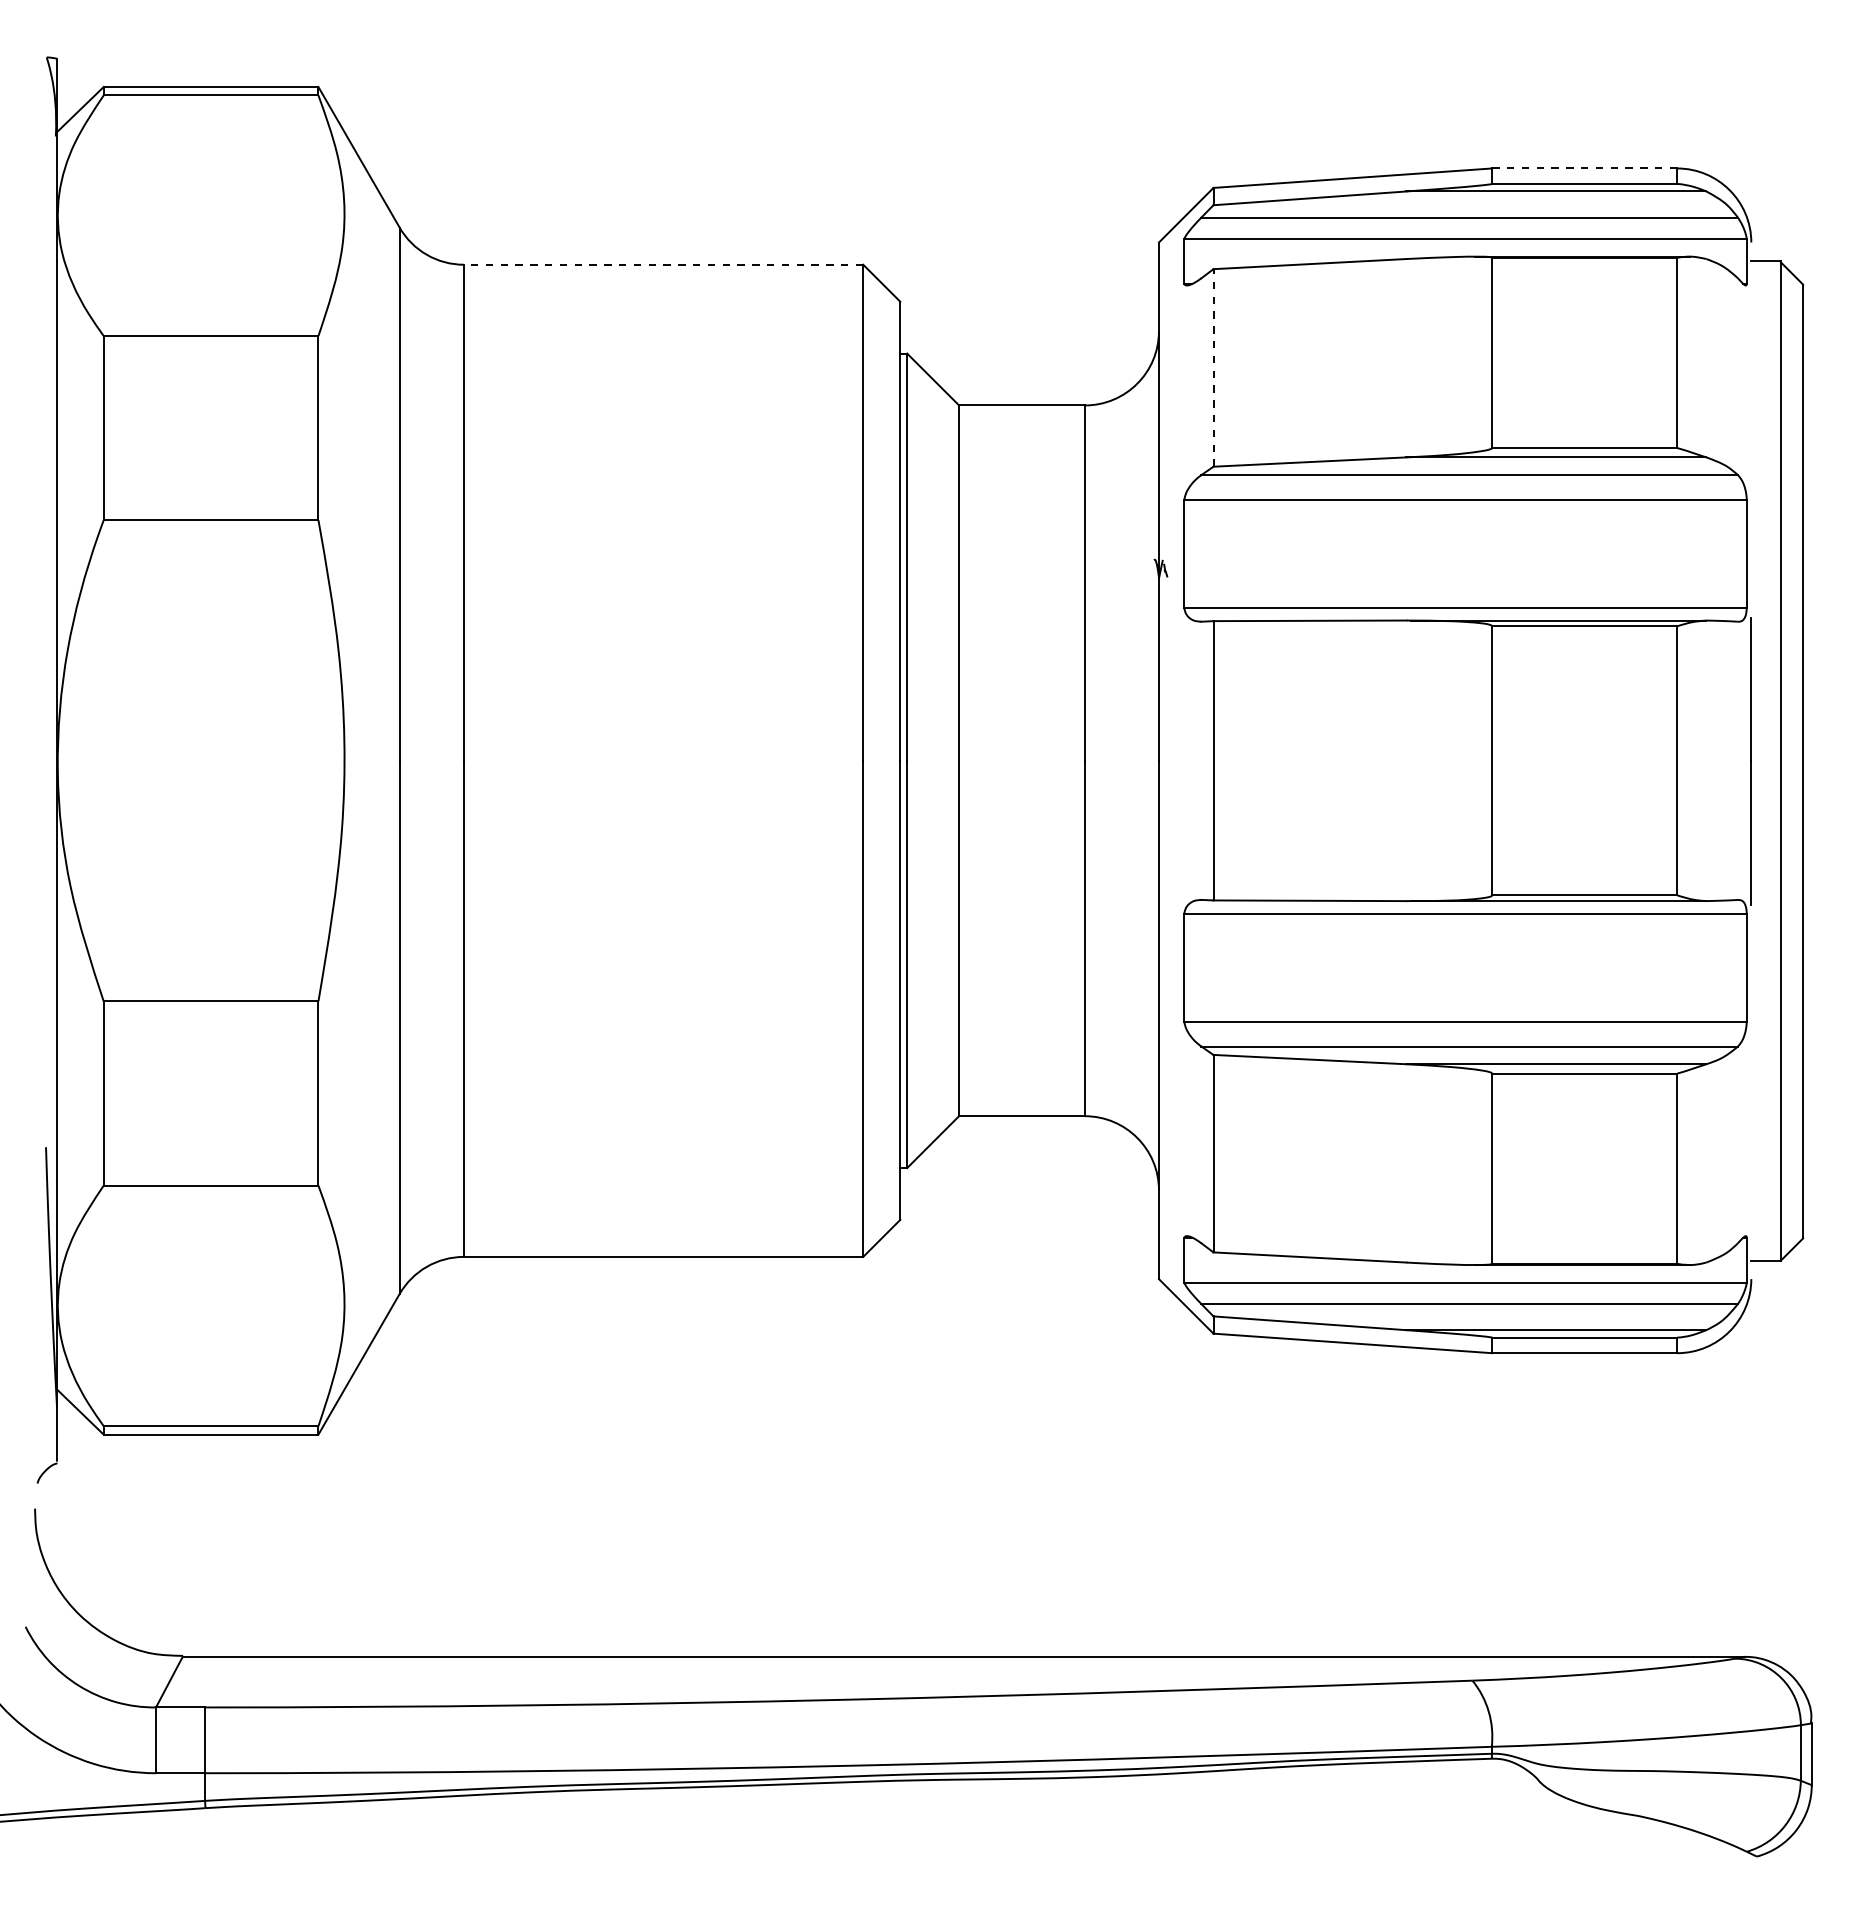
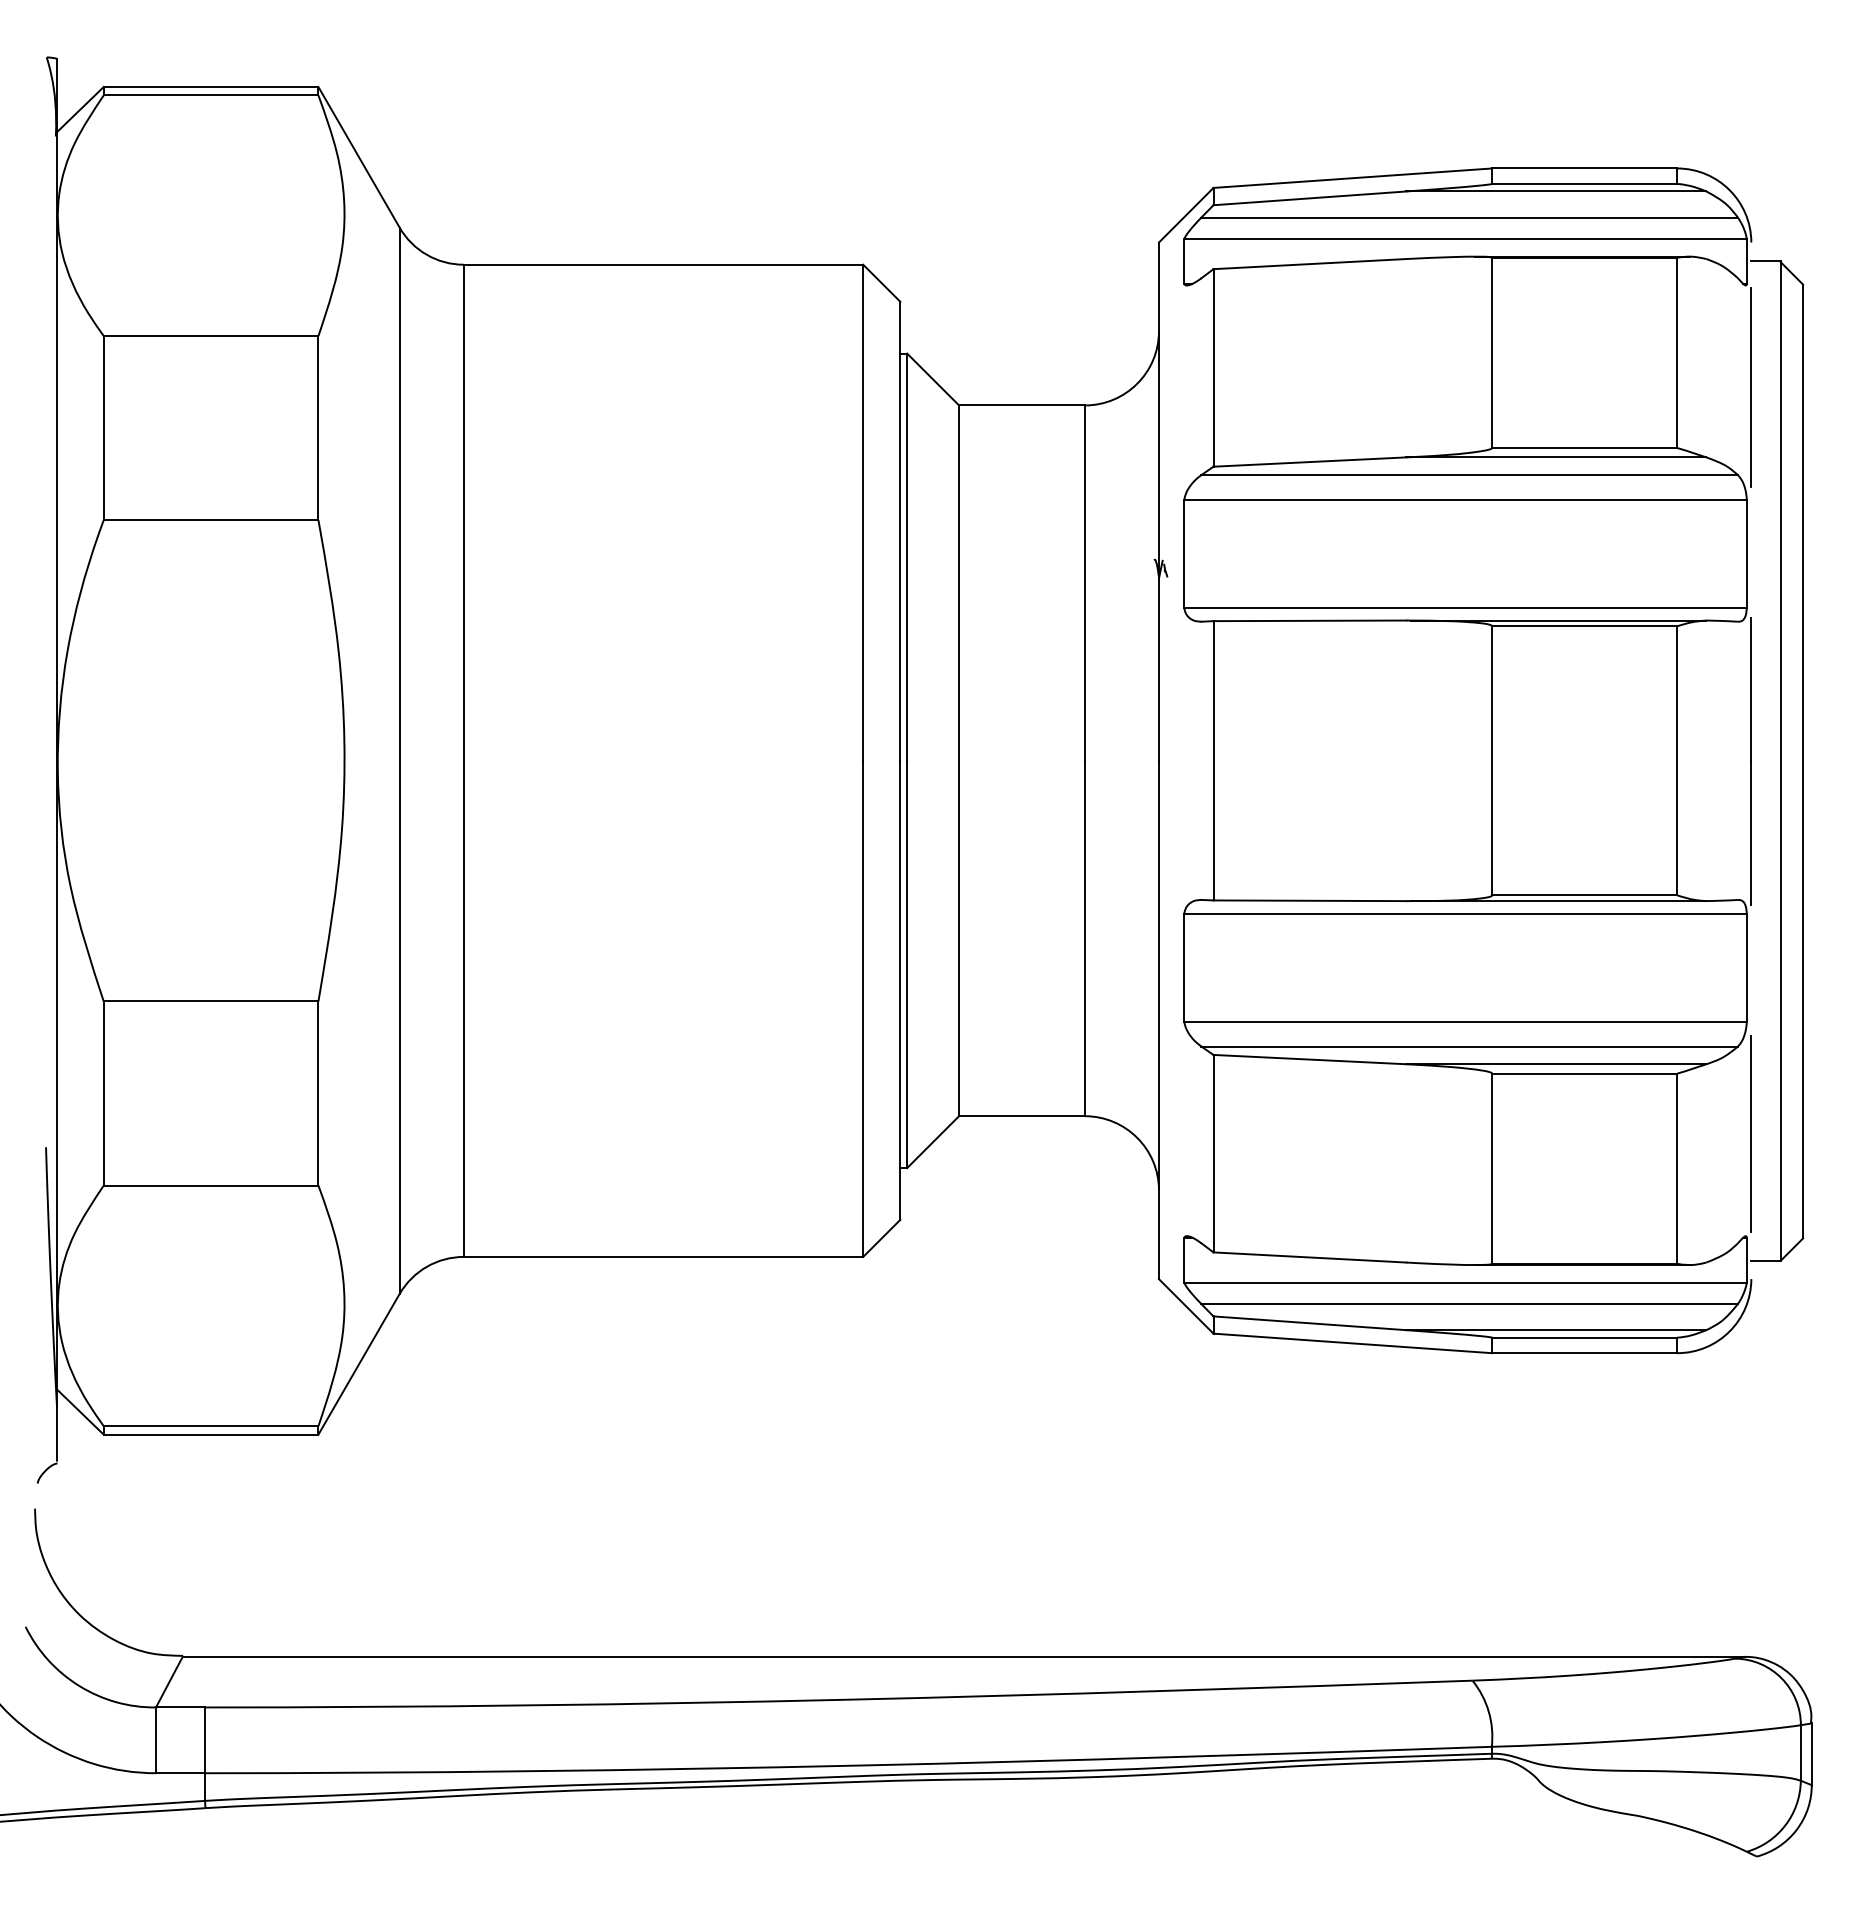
line: dashed -> solid (1584, 168)
line: dashed -> solid (663, 264)
line: dashed -> solid (1213, 367)
line: none -> present (1751, 387)
line: none -> present (1751, 1134)
